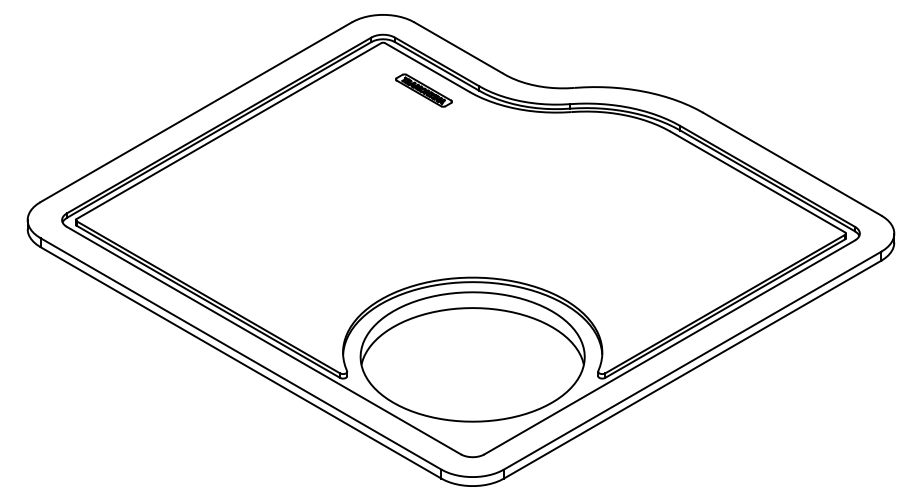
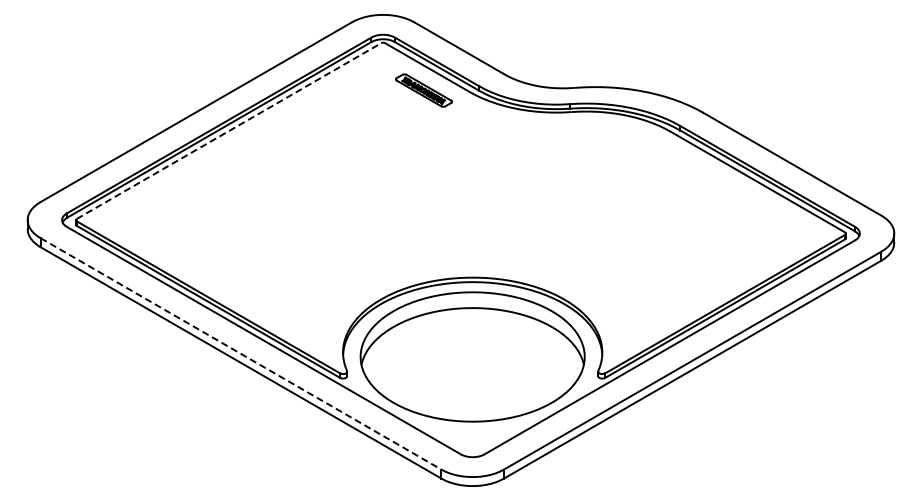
line: solid -> dashed (228, 131)
line: solid -> dashed (241, 354)
